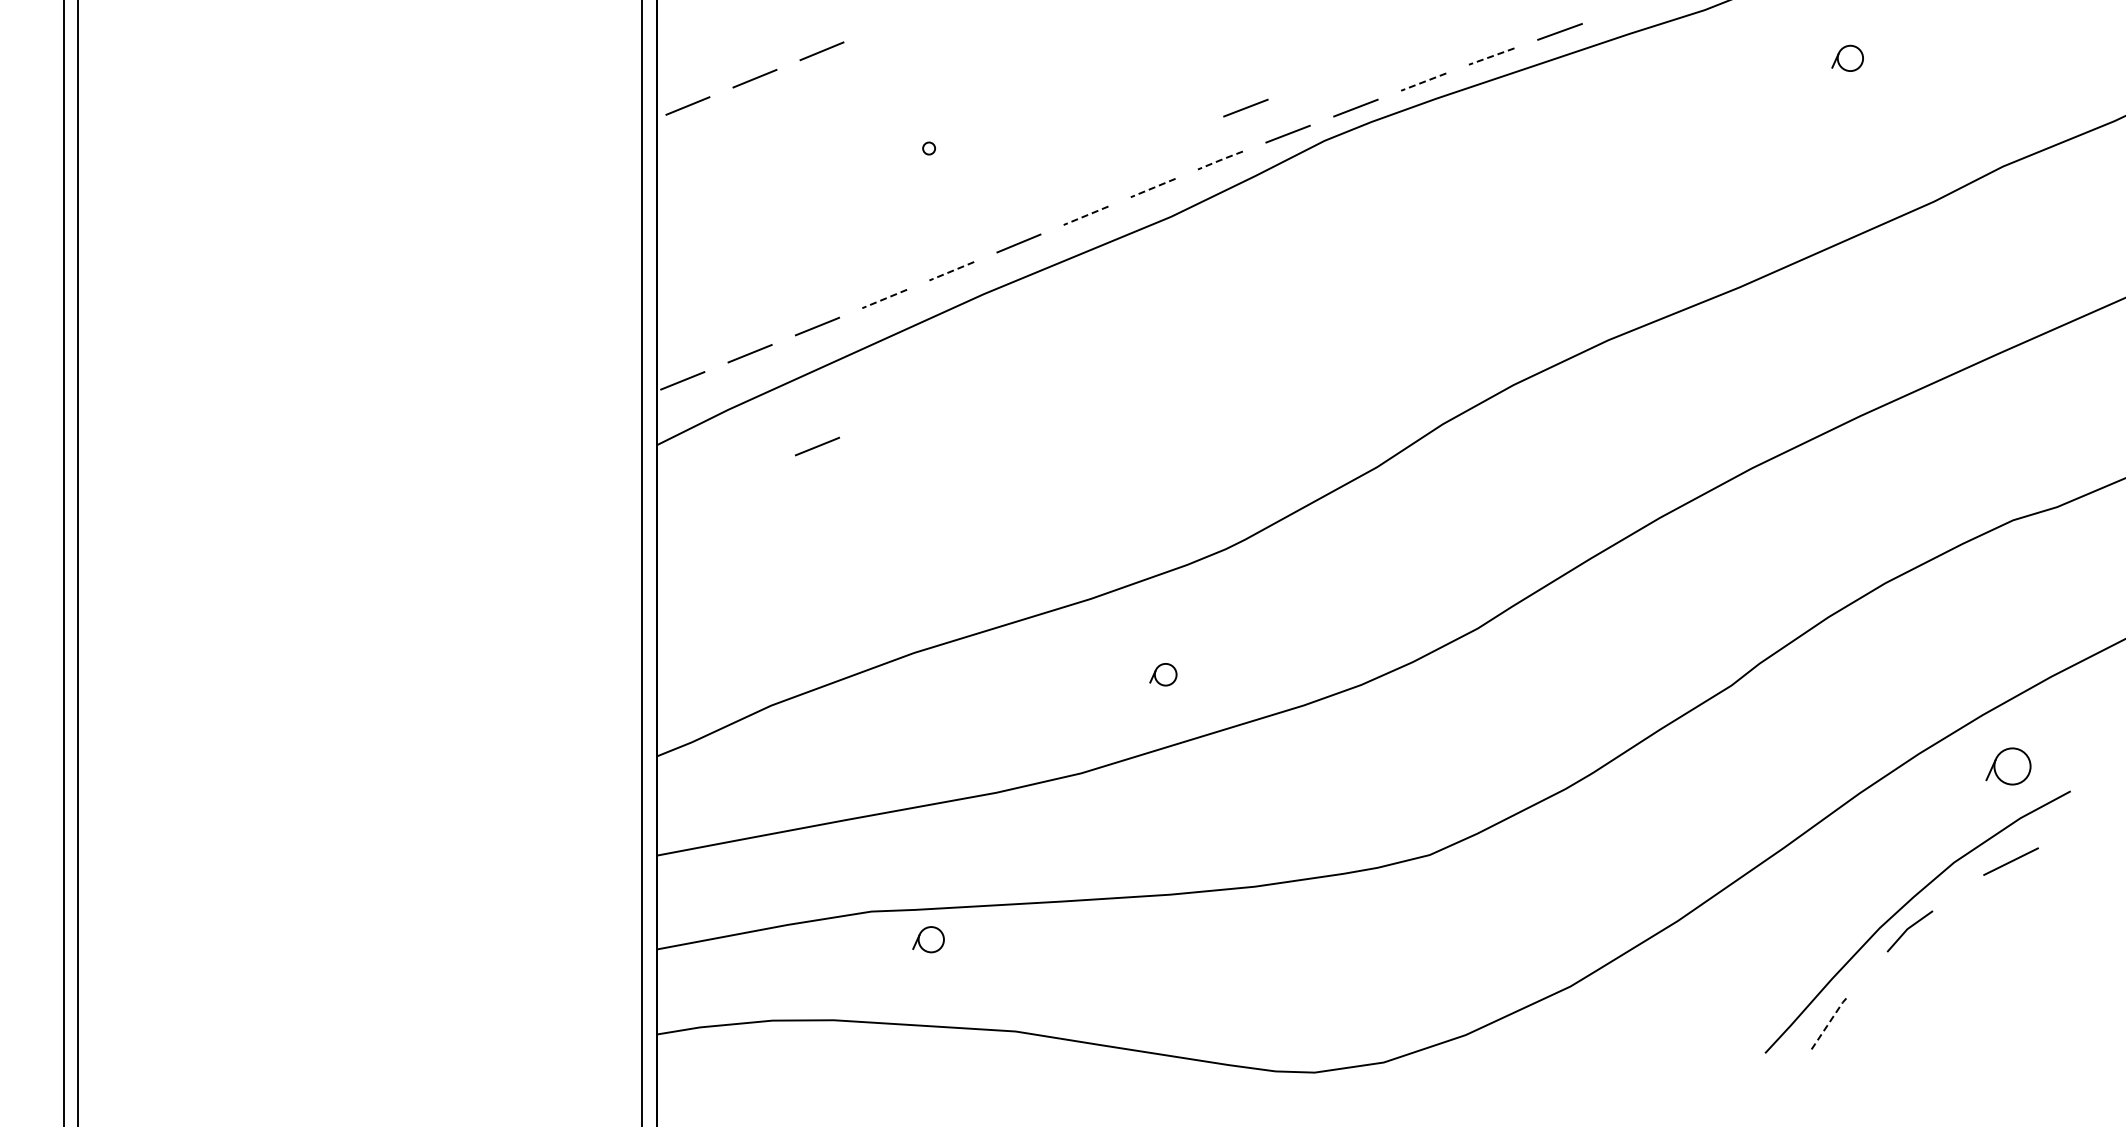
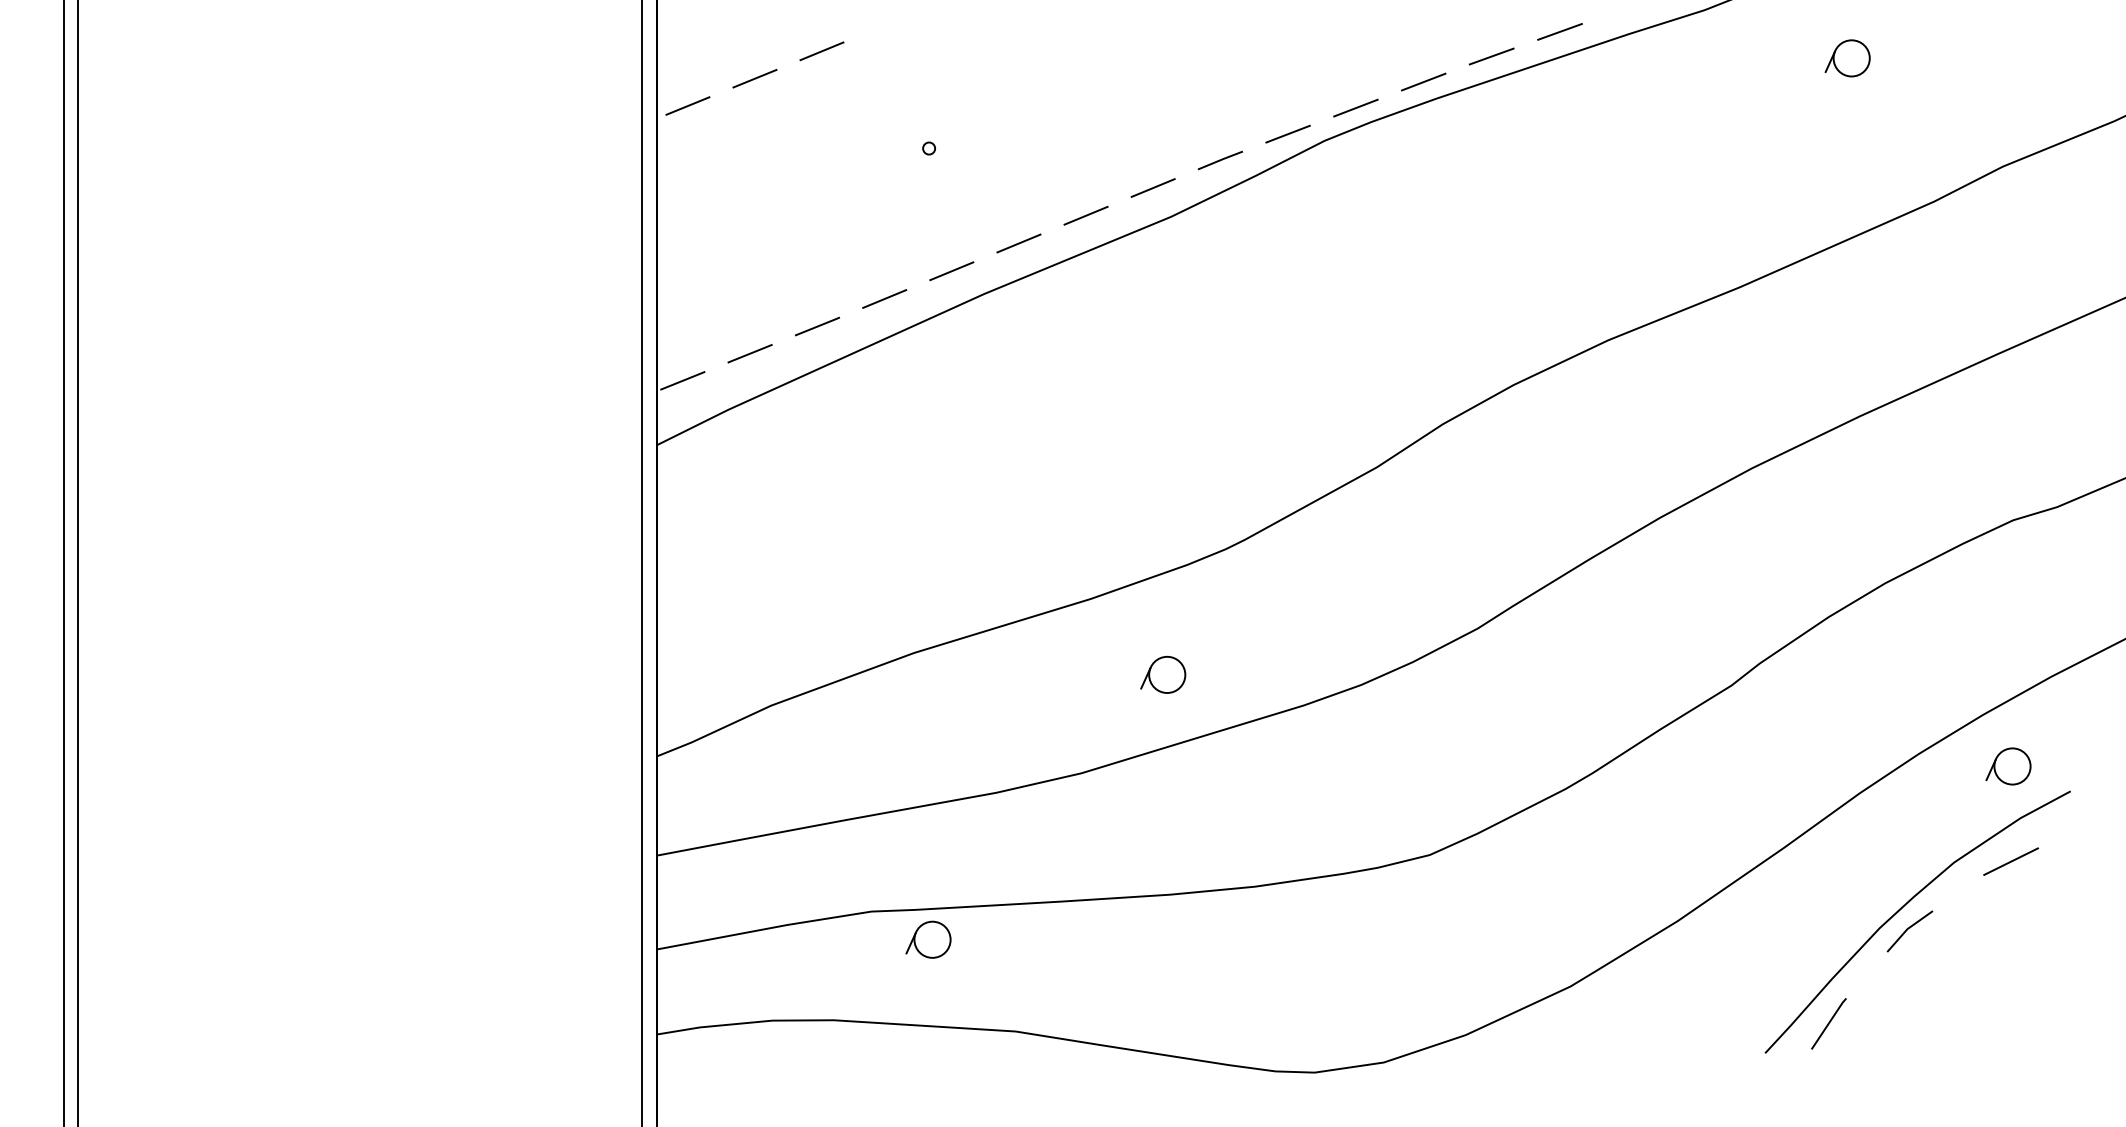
line: dashed -> solid (1491, 56)
part size: 33x28 px -> 47x39 px (1847, 58)
line: dashed -> solid (1423, 82)
line: present -> none (1245, 107)
line: dashed -> solid (1220, 160)
line: dashed -> solid (1152, 188)
line: dashed -> solid (1085, 215)
line: dashed -> solid (951, 271)
line: dashed -> solid (884, 299)
line: present -> none (817, 446)
part size: 29x24 px -> 47x39 px (1163, 674)
part size: 33x28 px -> 47x39 px (928, 939)
line: dashed -> solid (1829, 1023)
